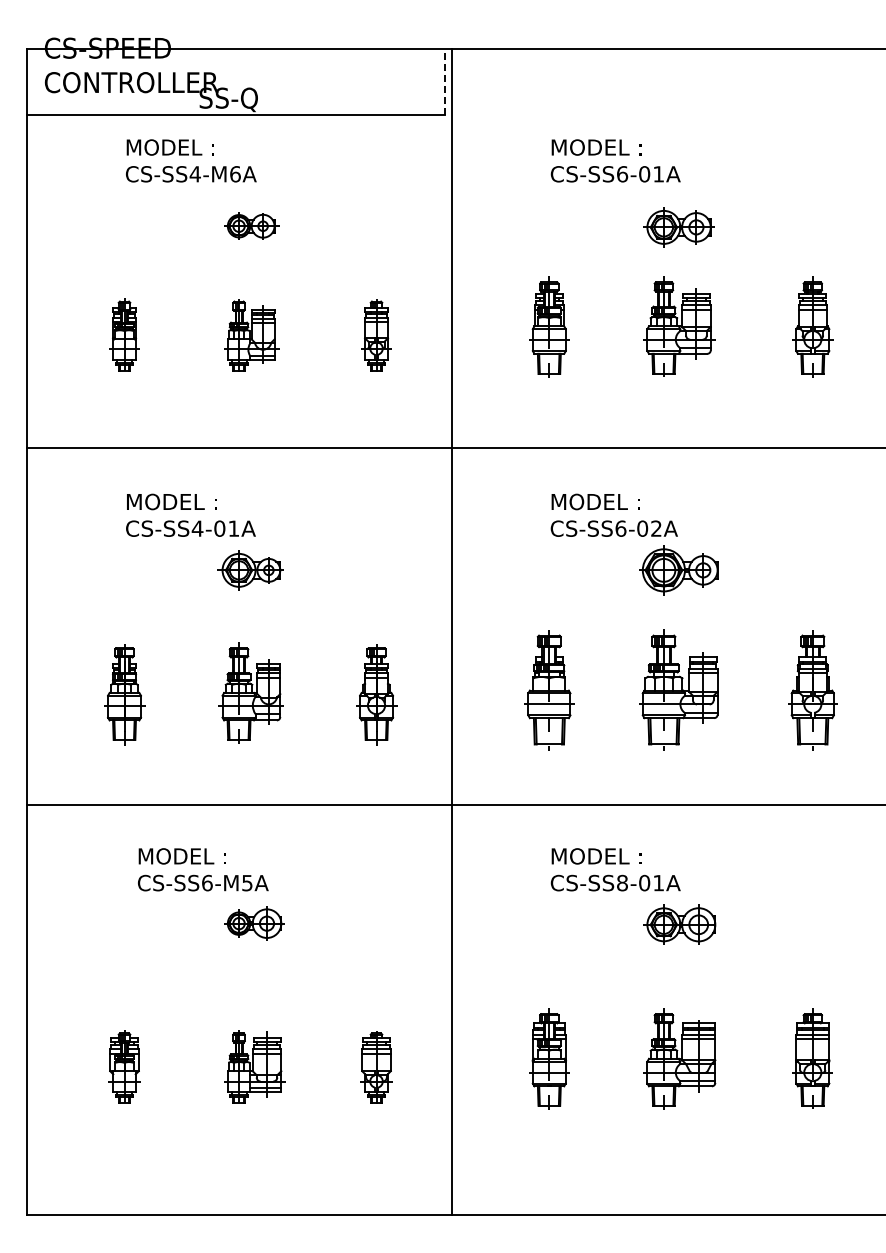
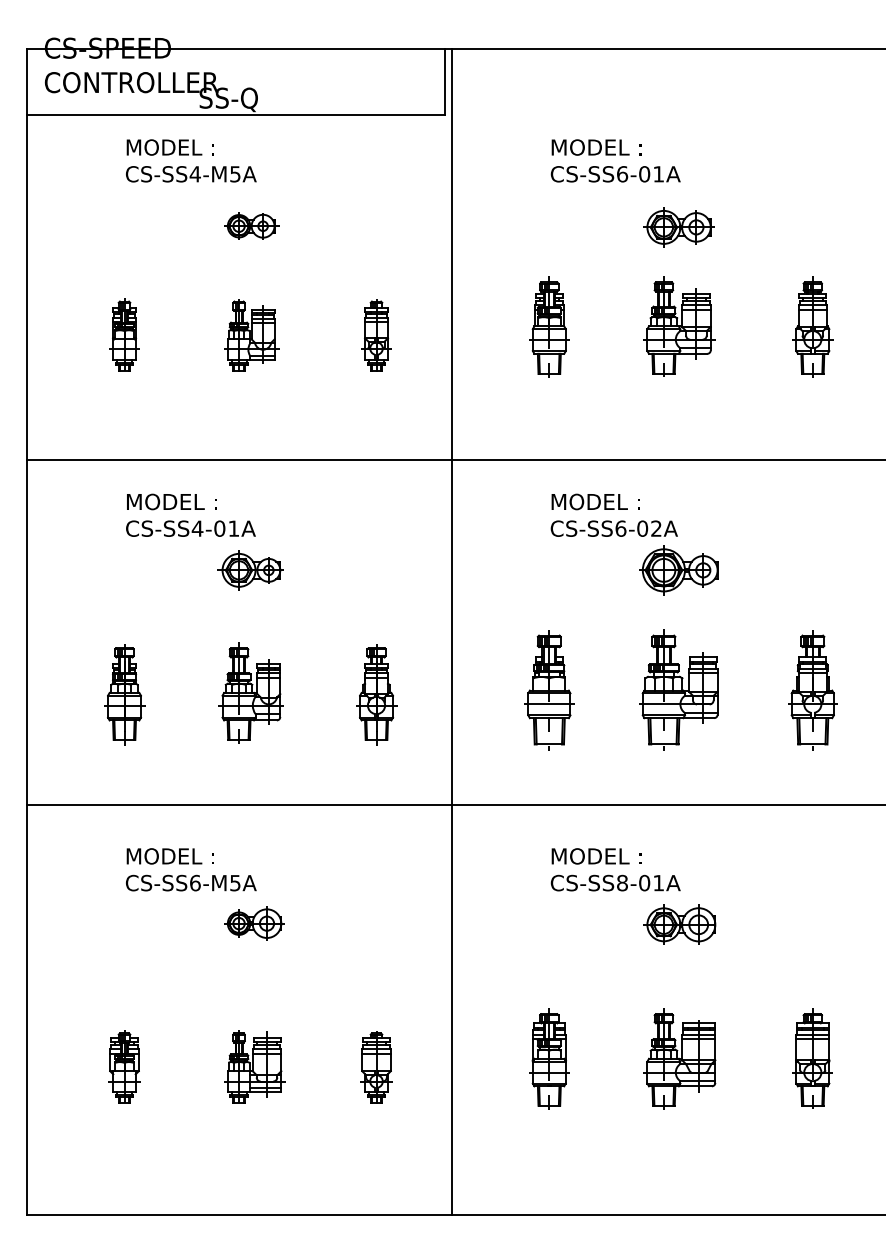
line: dashed -> solid (444, 81)
text: CS-SS4-M6A -> CS-SS4-M5A (235, 174)
line position: (454, 447) -> (454, 459) (454, 459)
text position: (203, 869) -> (191, 869) (191, 869)
